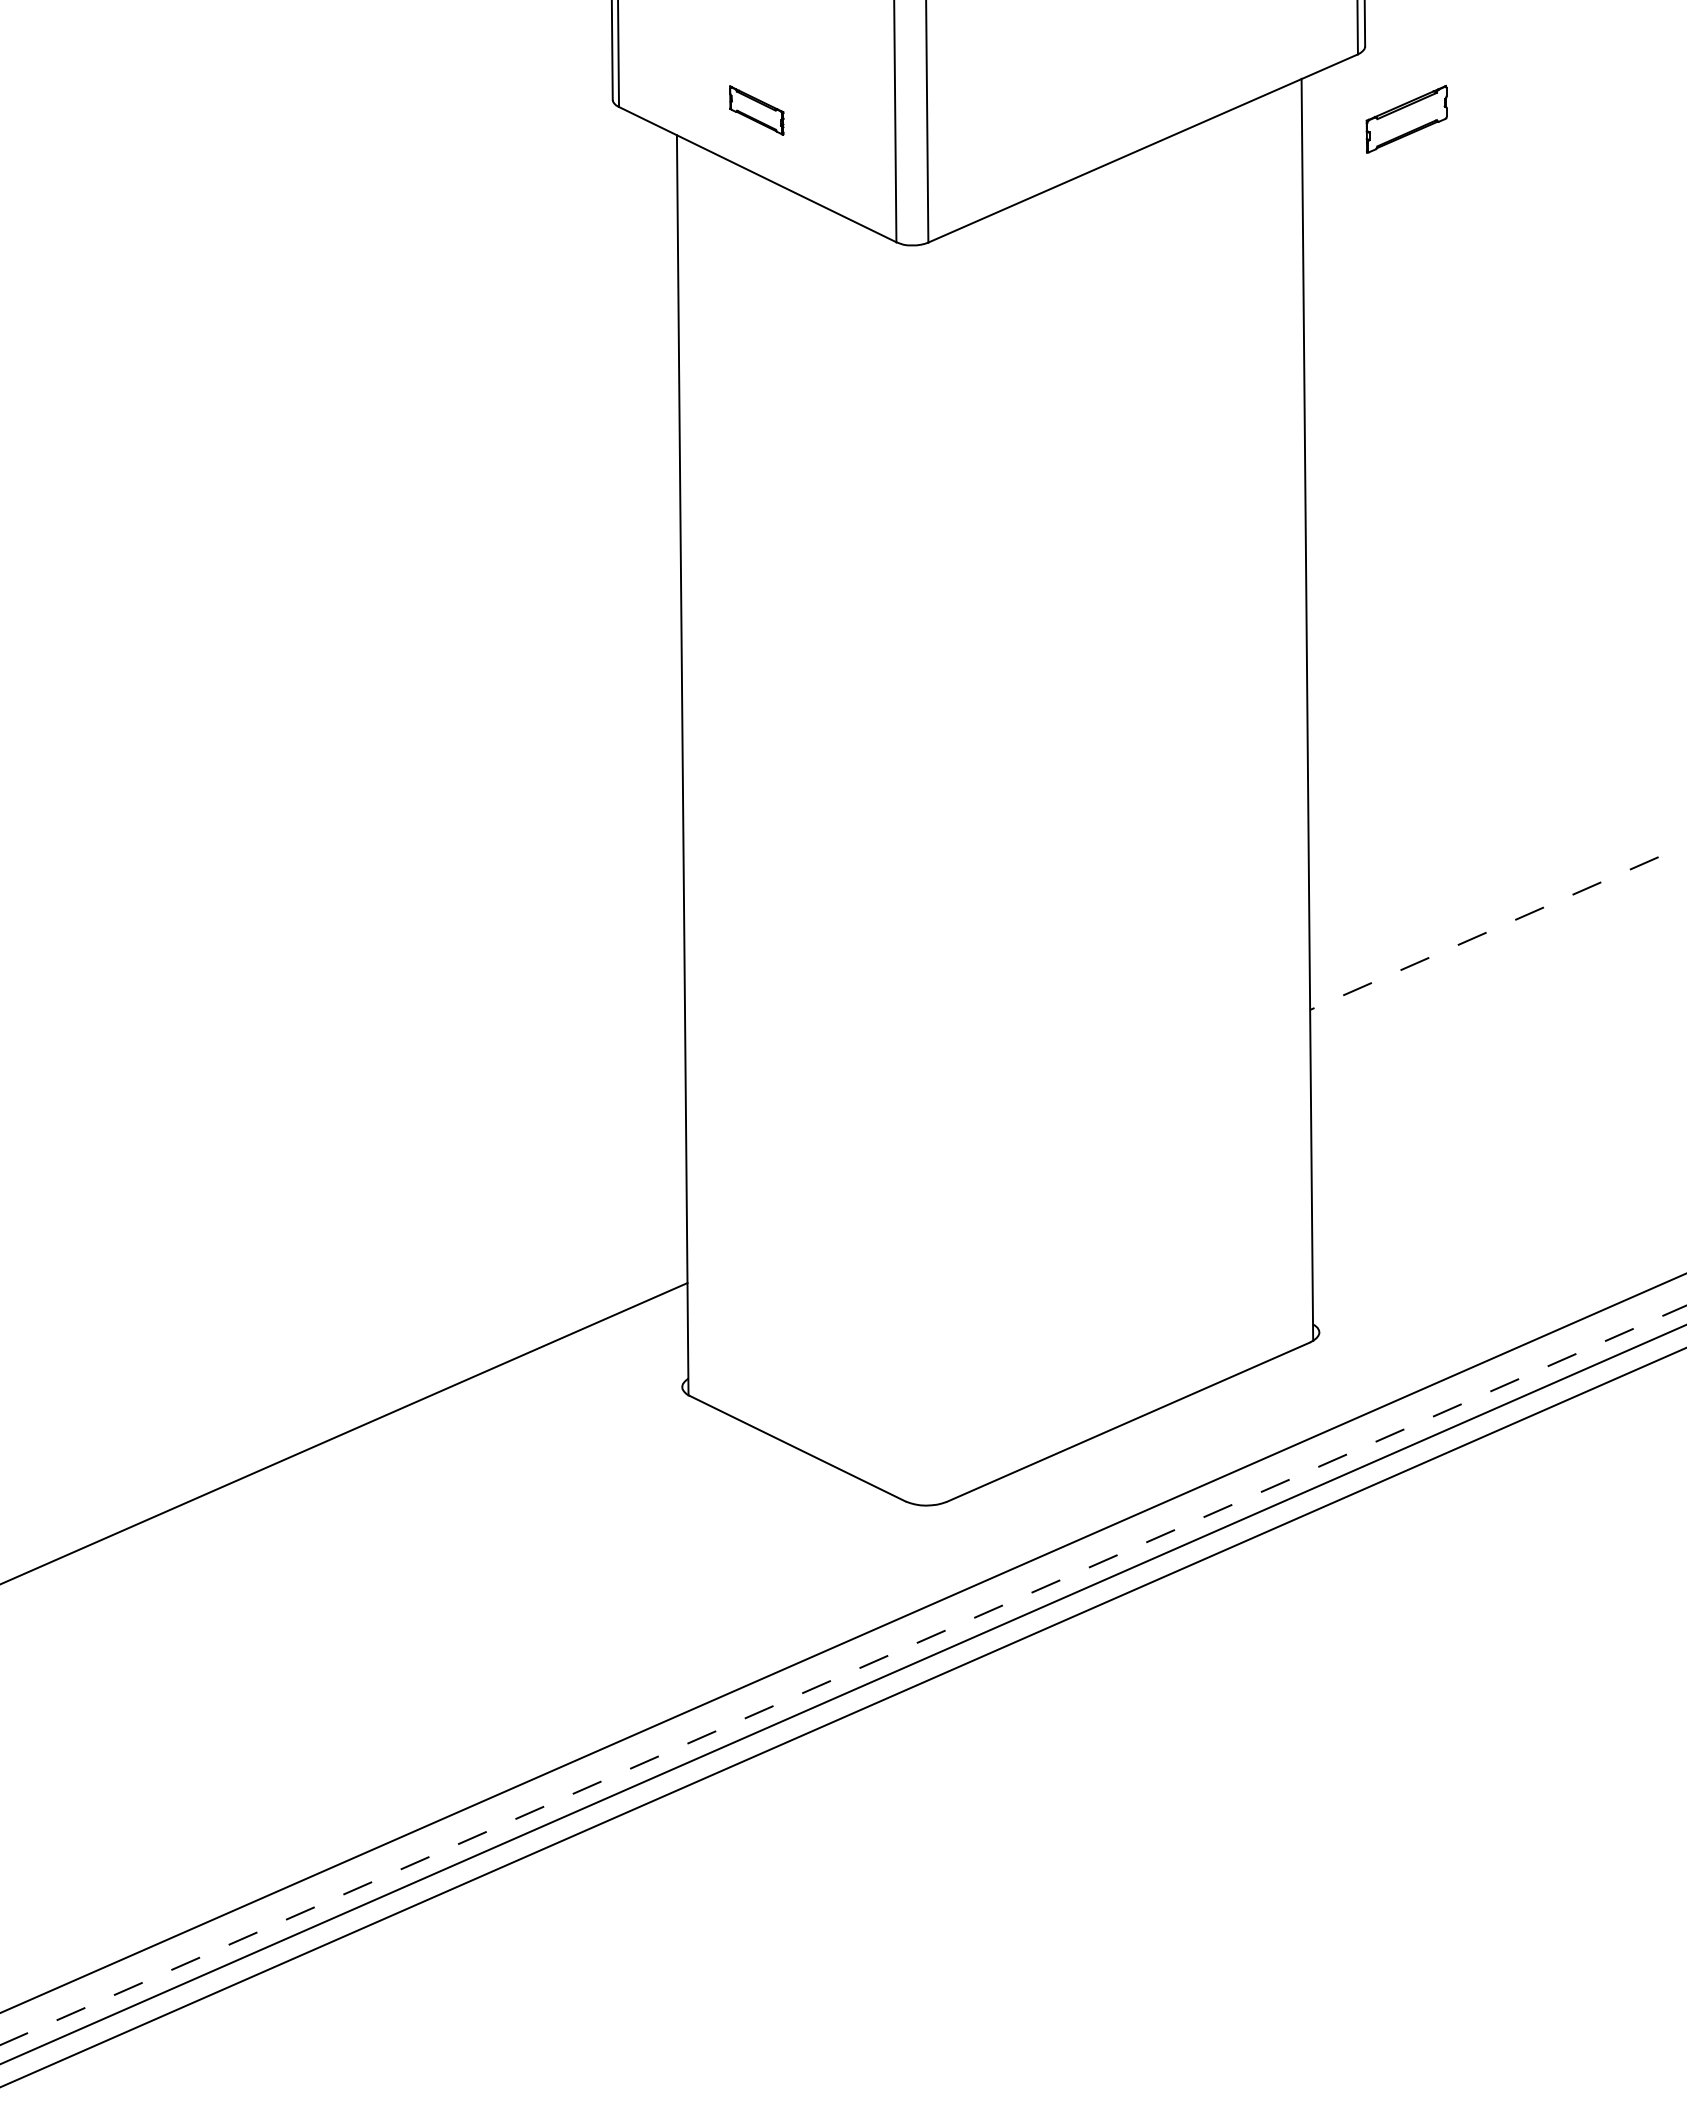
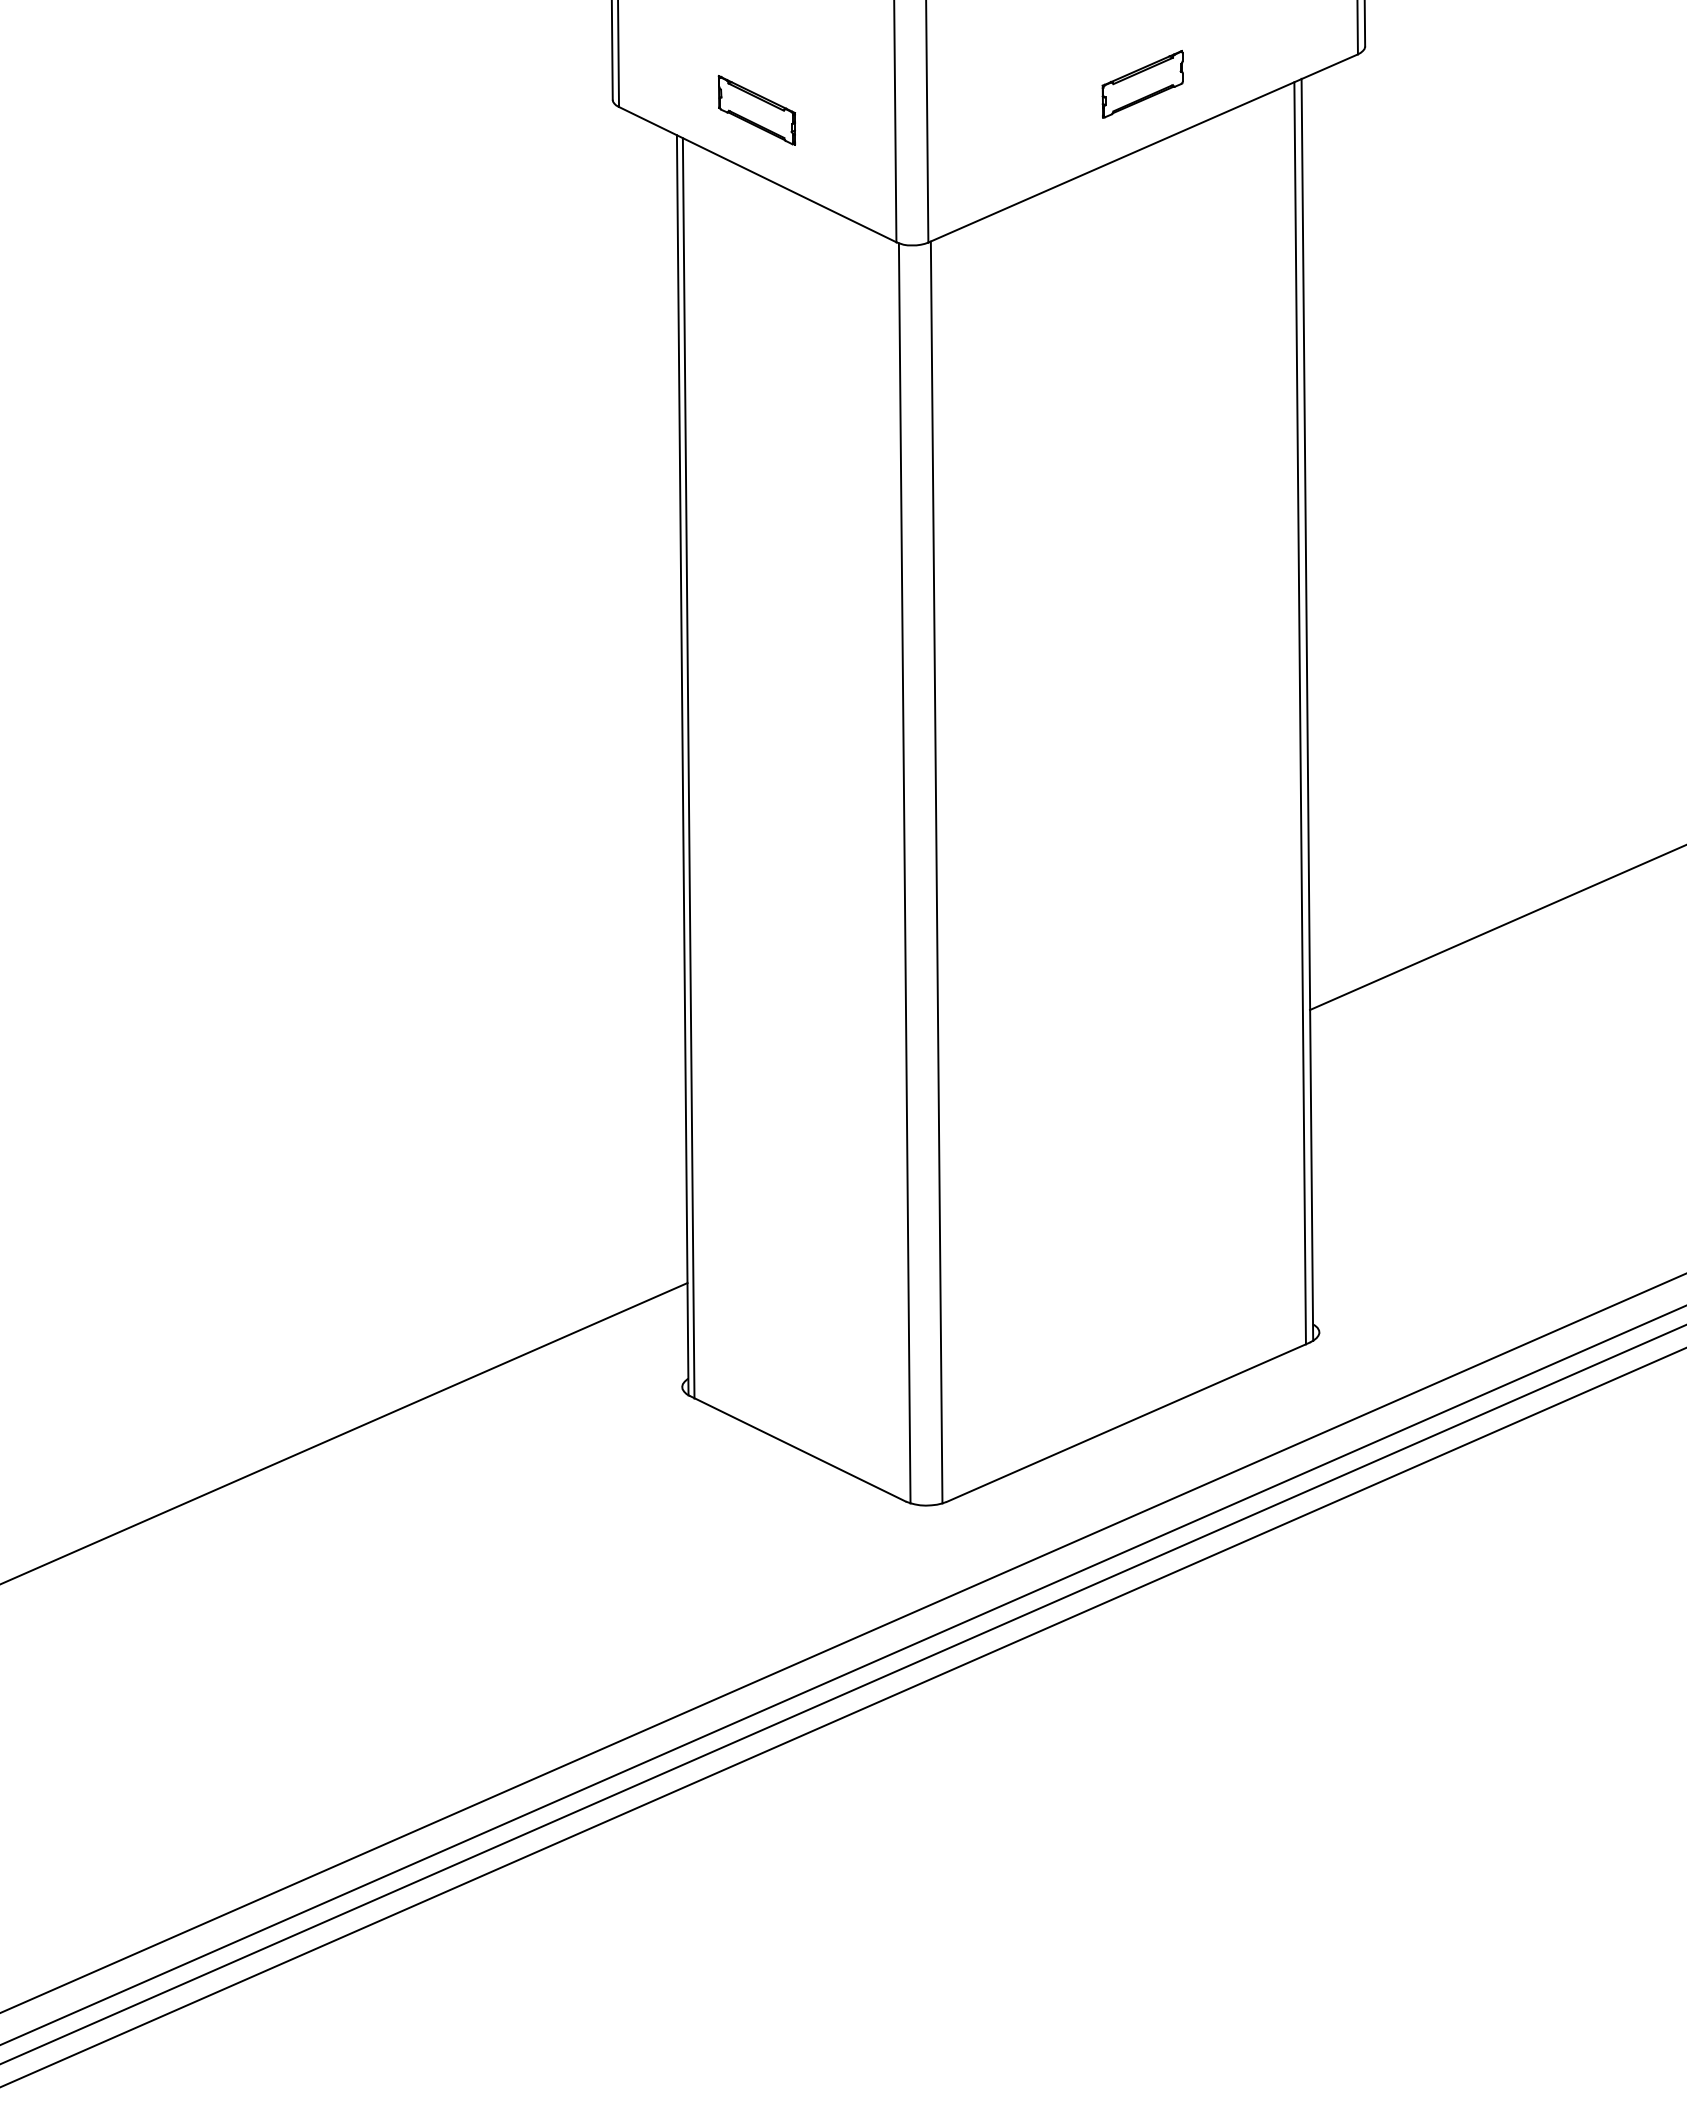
part size: 56x51 px -> 79x71 px (756, 110)
part position: (1406, 119) -> (1142, 84) (1142, 84)
line: none -> present (1299, 713)
line: none -> present (688, 768)
line: none -> present (936, 872)
line: none -> present (904, 873)
line: dashed -> solid (1497, 927)
line: dashed -> solid (843, 1675)
